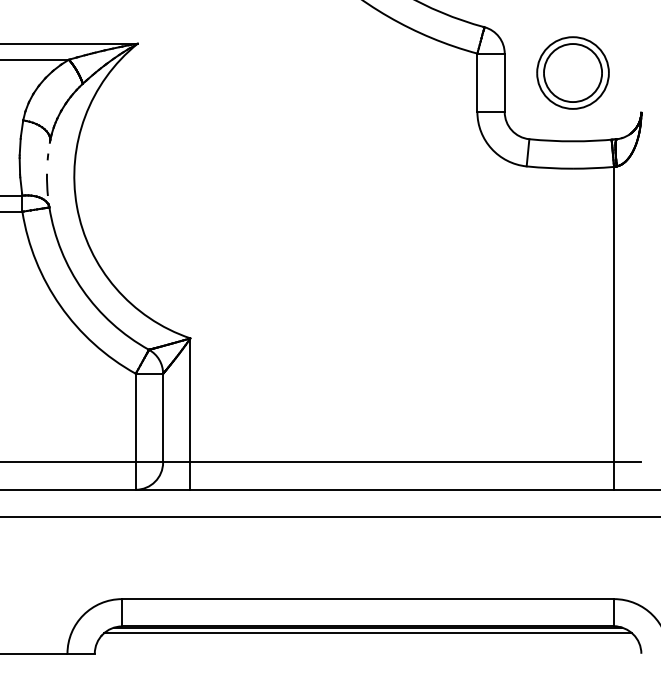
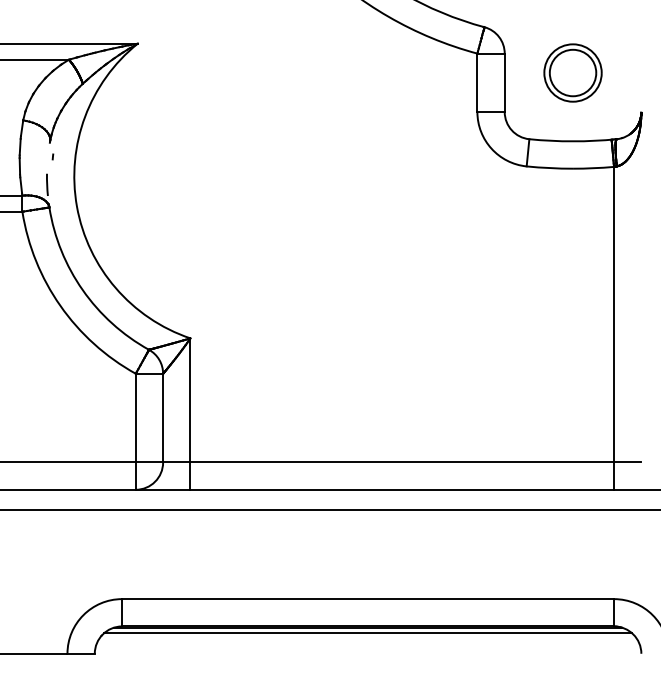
part size: 74x74 px -> 60x60 px (572, 72)
arc position: (47, 156) -> (52, 156) (52, 156)
line position: (329, 517) -> (329, 510) (329, 510)
